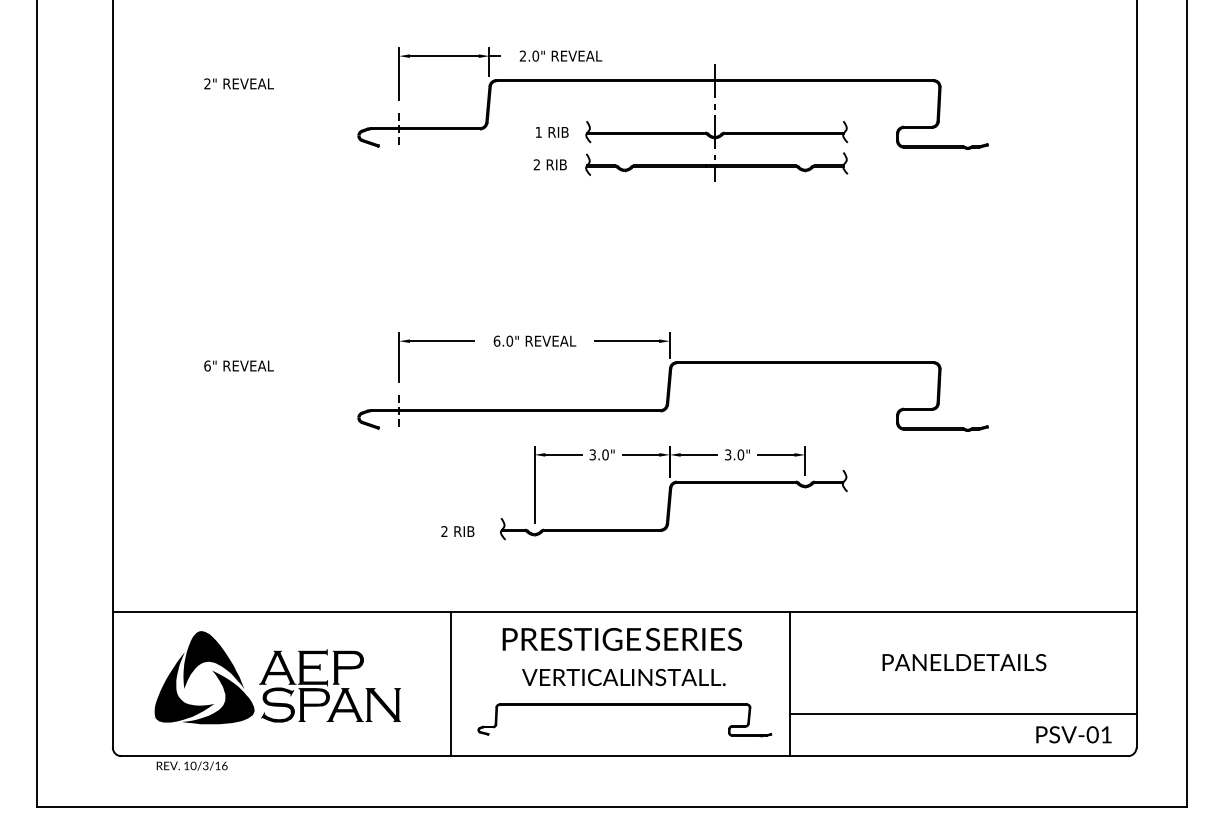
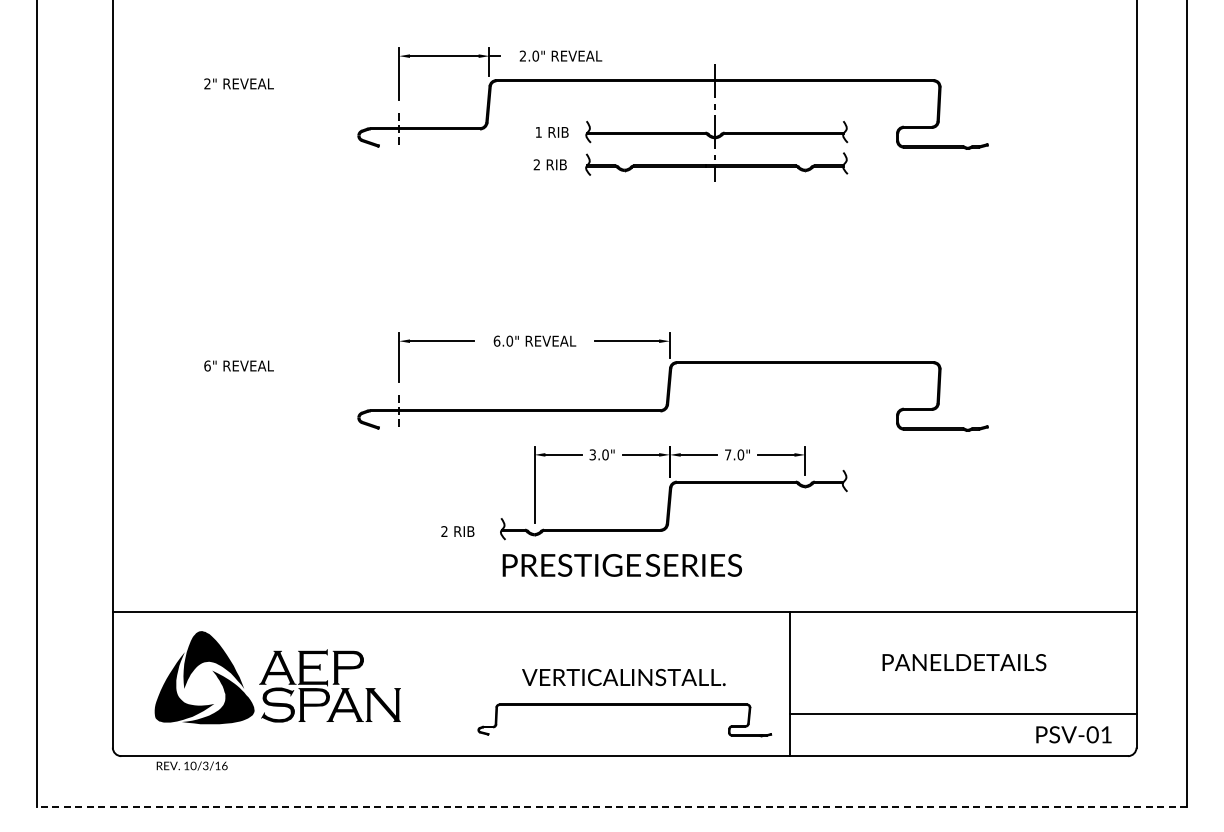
text: 3.0" -> 7.0" (728, 454)
text position: (621, 639) -> (621, 565) (621, 565)
line: present -> none (451, 684)
line: solid -> dashed (611, 806)
